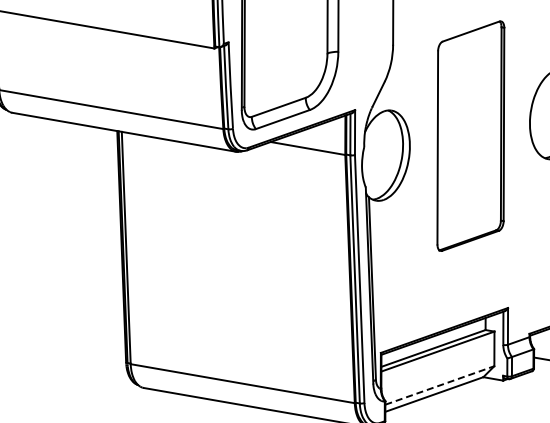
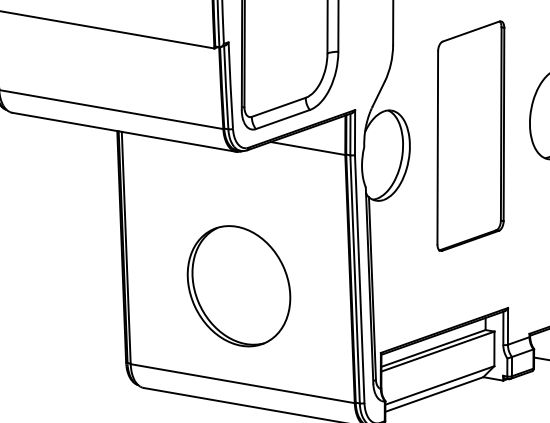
part: none -> present (238, 286)
line: dashed -> solid (439, 385)
